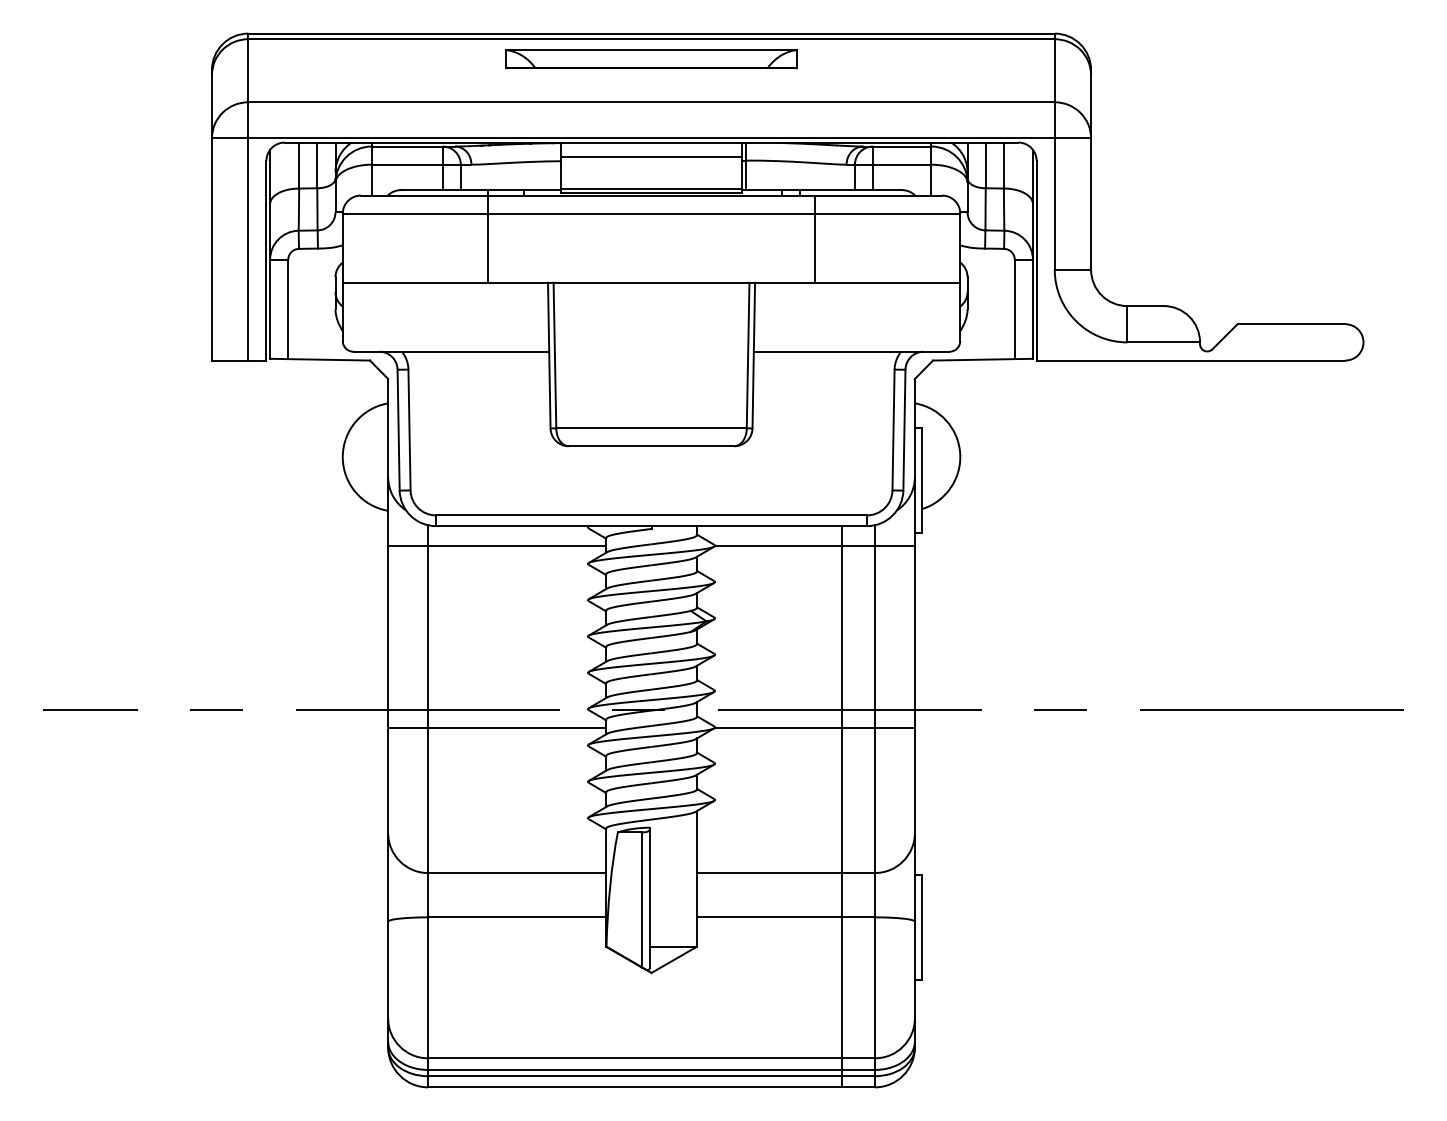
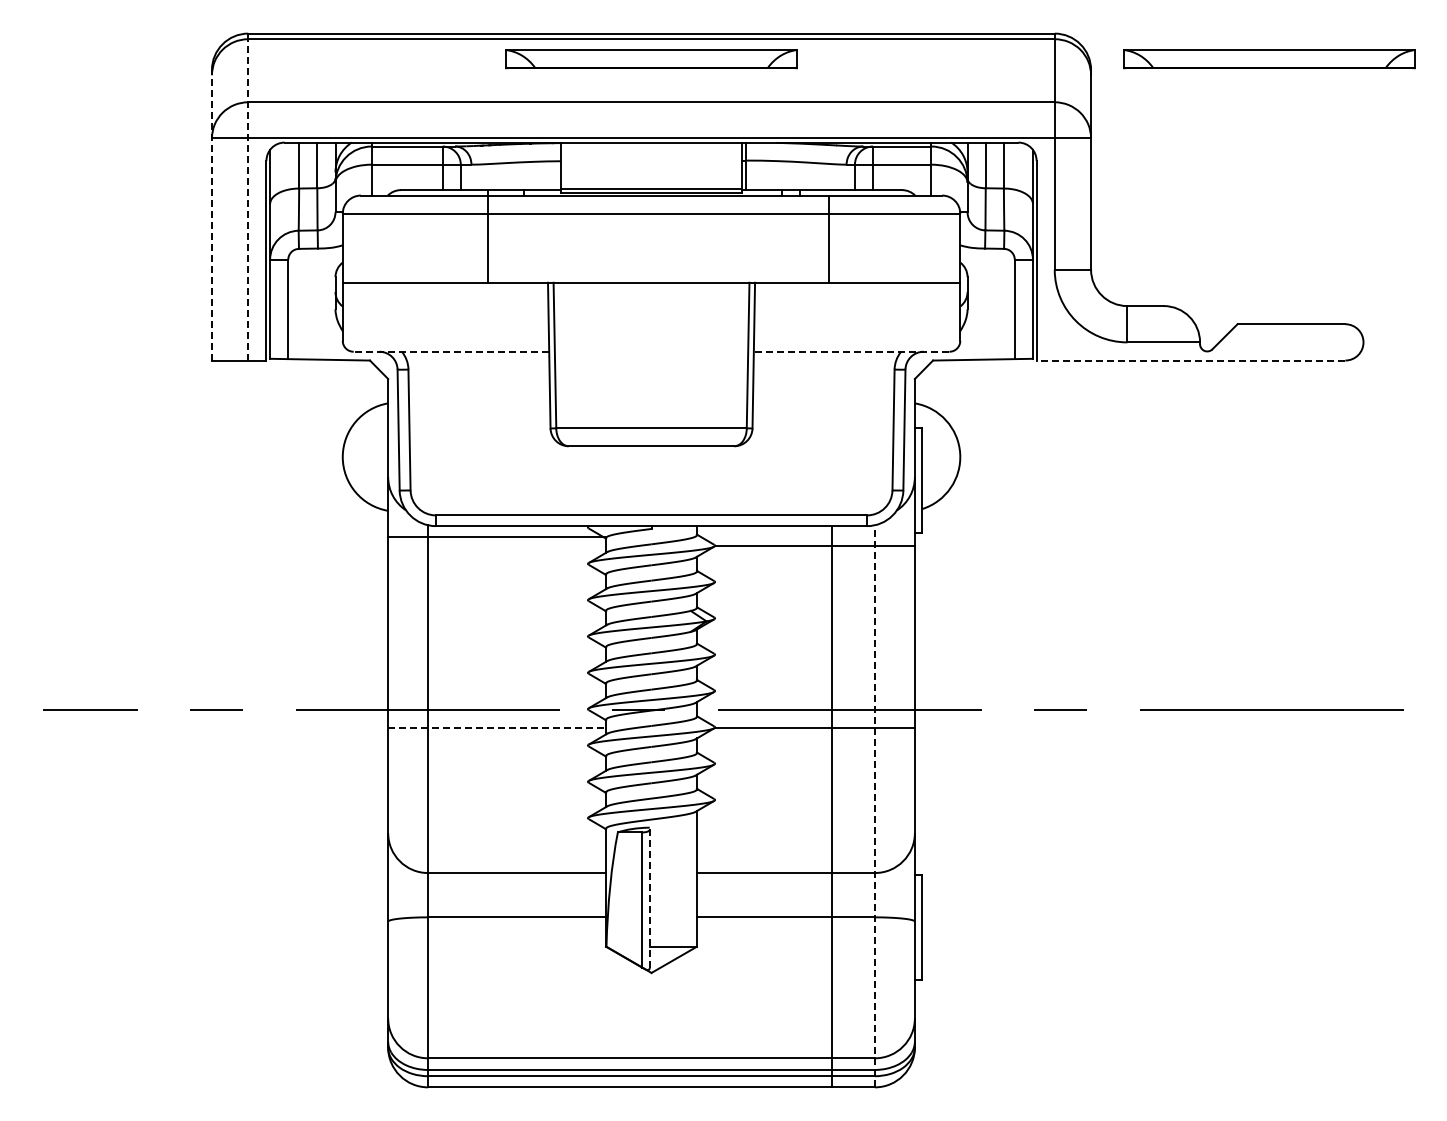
part: none -> present (1269, 59)
line: present -> none (651, 156)
line: solid -> dashed (248, 196)
line: solid -> dashed (211, 214)
line position: (815, 238) -> (829, 238) (829, 238)
line: solid -> dashed (451, 351)
line: solid -> dashed (851, 351)
line: solid -> dashed (1190, 360)
line position: (497, 546) -> (497, 537) (497, 537)
line: solid -> dashed (497, 727)
line: solid -> dashed (874, 805)
line position: (842, 806) -> (832, 806) (832, 806)
line: solid -> dashed (649, 897)
